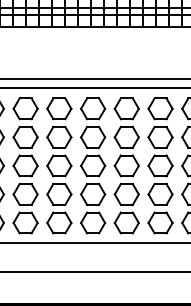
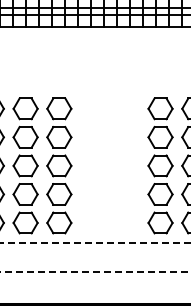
line: present -> none (94, 78)
line: present -> none (94, 87)
part: present -> none (109, 165)
line: solid -> dashed (95, 243)
line: solid -> dashed (95, 271)
